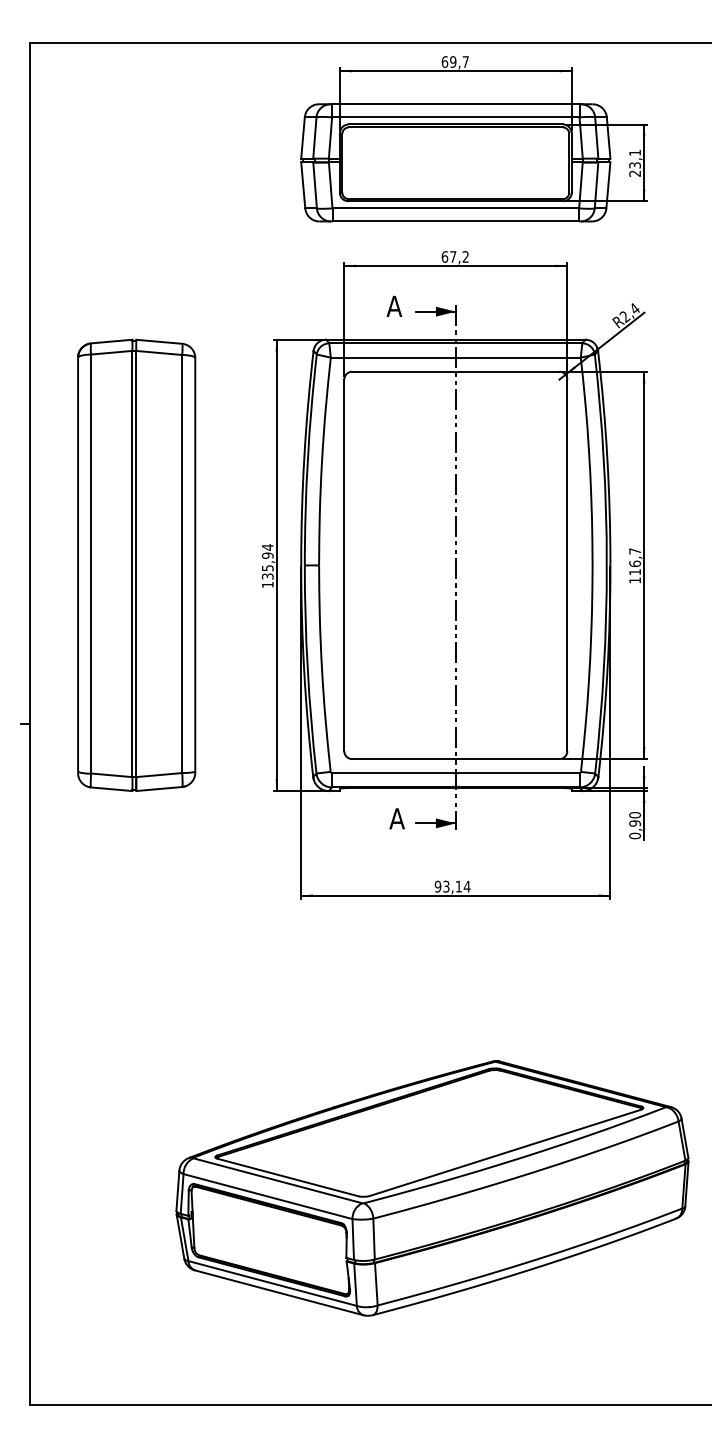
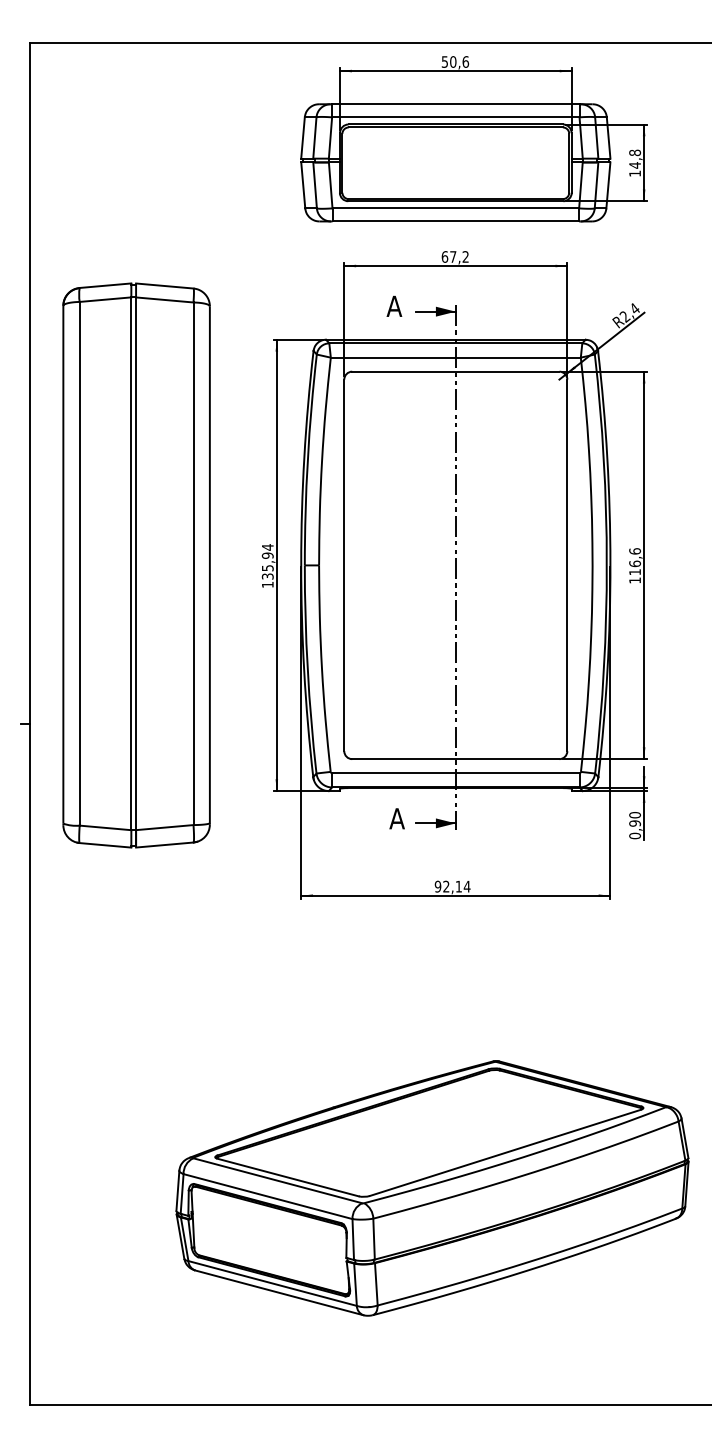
text: 69,7 -> 50,6 (455, 61)
text: 23,1 -> 14,8 (635, 162)
text: 116,7 -> 116,6 (635, 551)
part size: 120x454 px -> 149x567 px (136, 565)
text: 93,14 -> 92,14 (446, 886)
